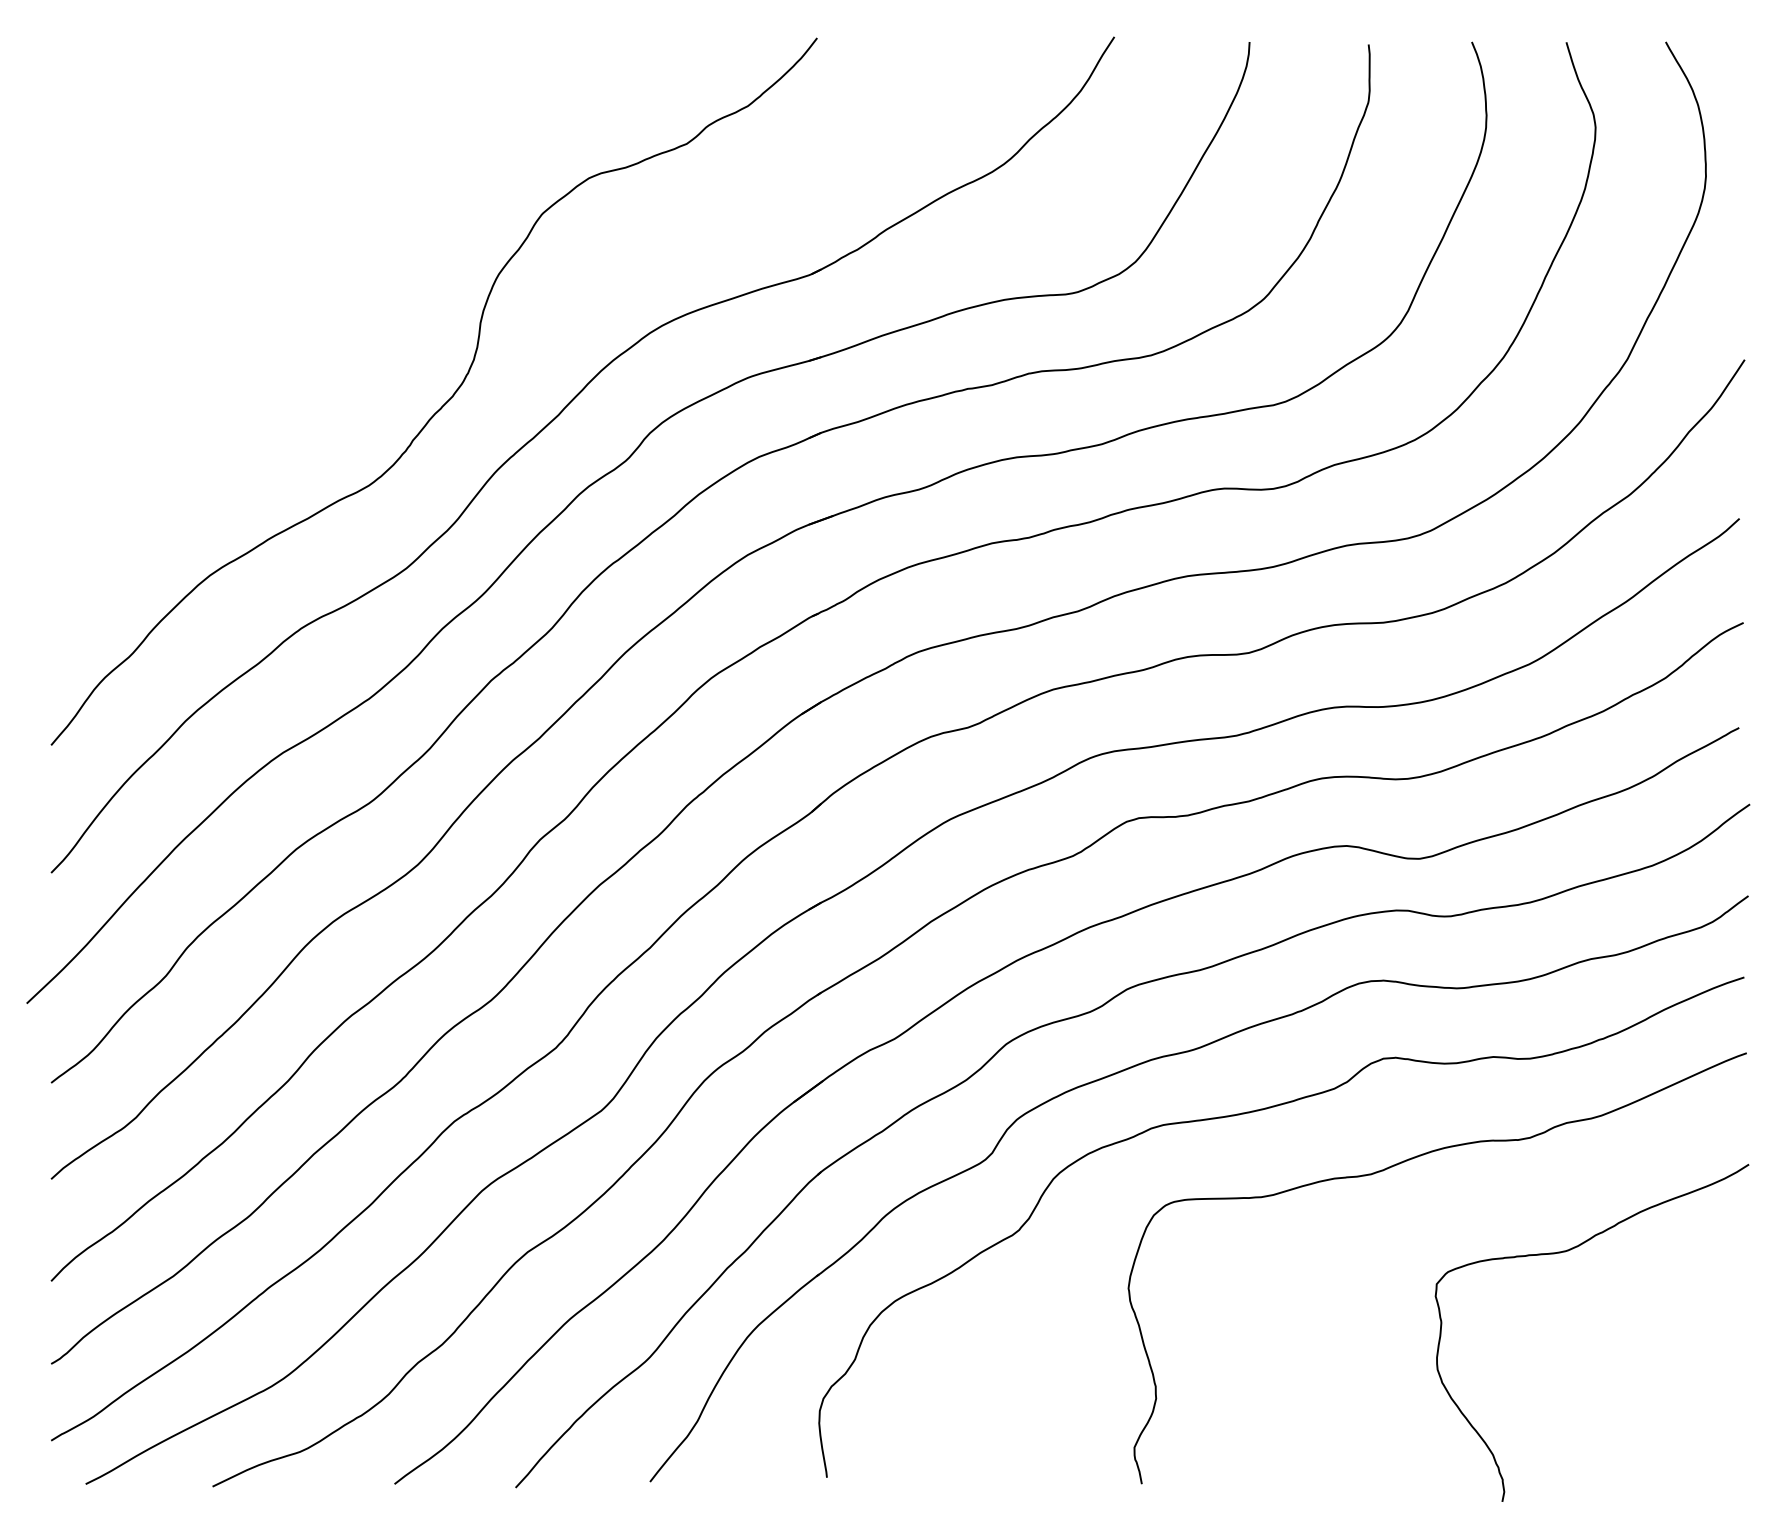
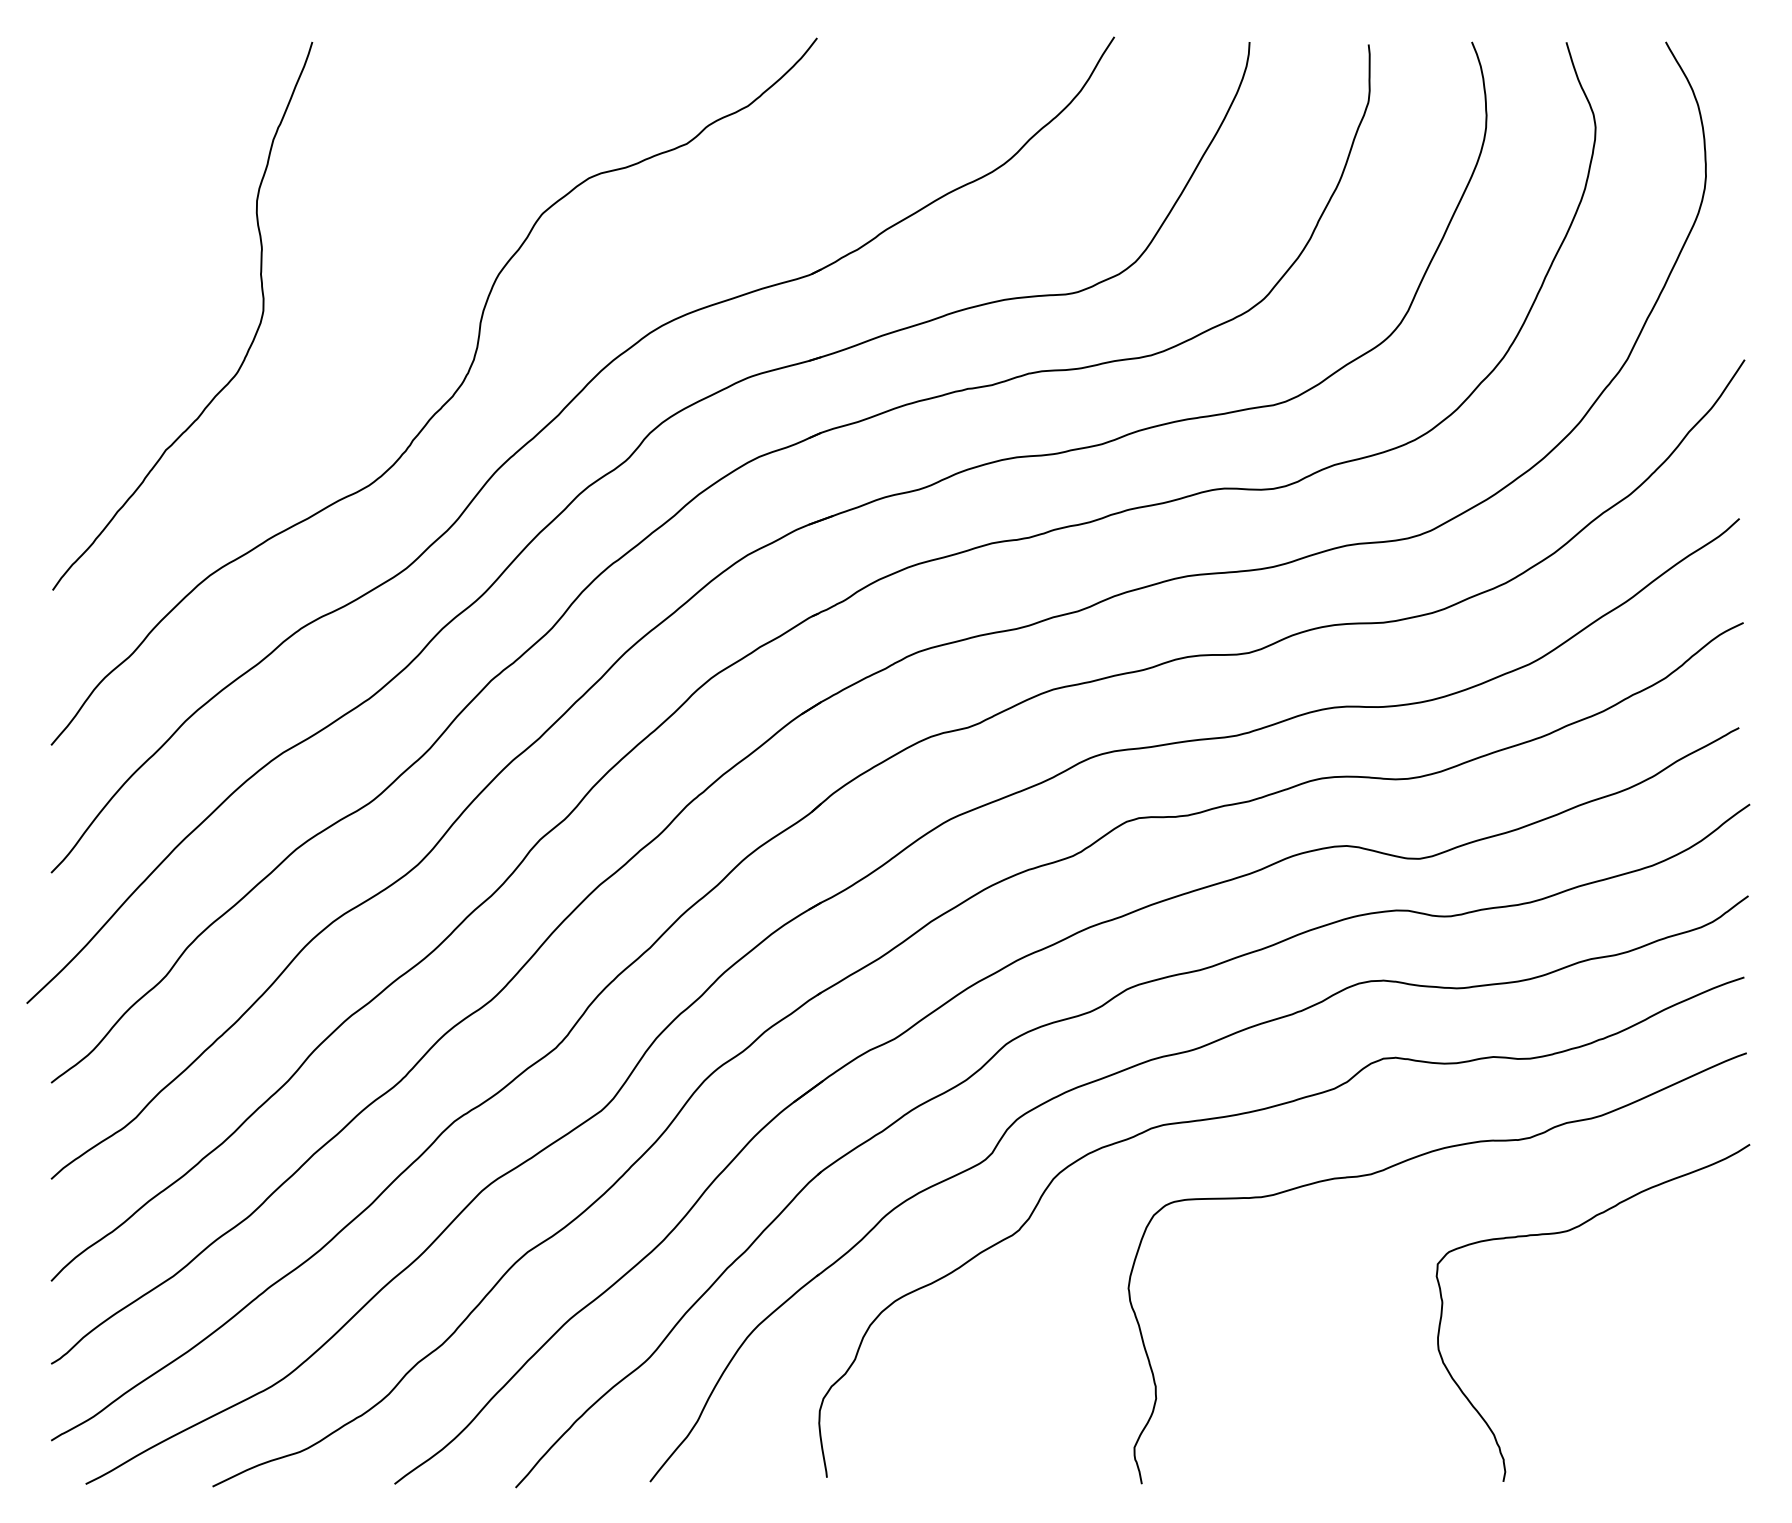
curve: none -> present (248, 348)
curve position: (1565, 1252) -> (1566, 1232) (1566, 1232)
